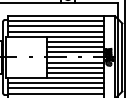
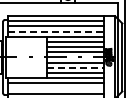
line: solid -> dashed (56, 31)
line: solid -> dashed (75, 67)
line: present -> none (55, 88)
